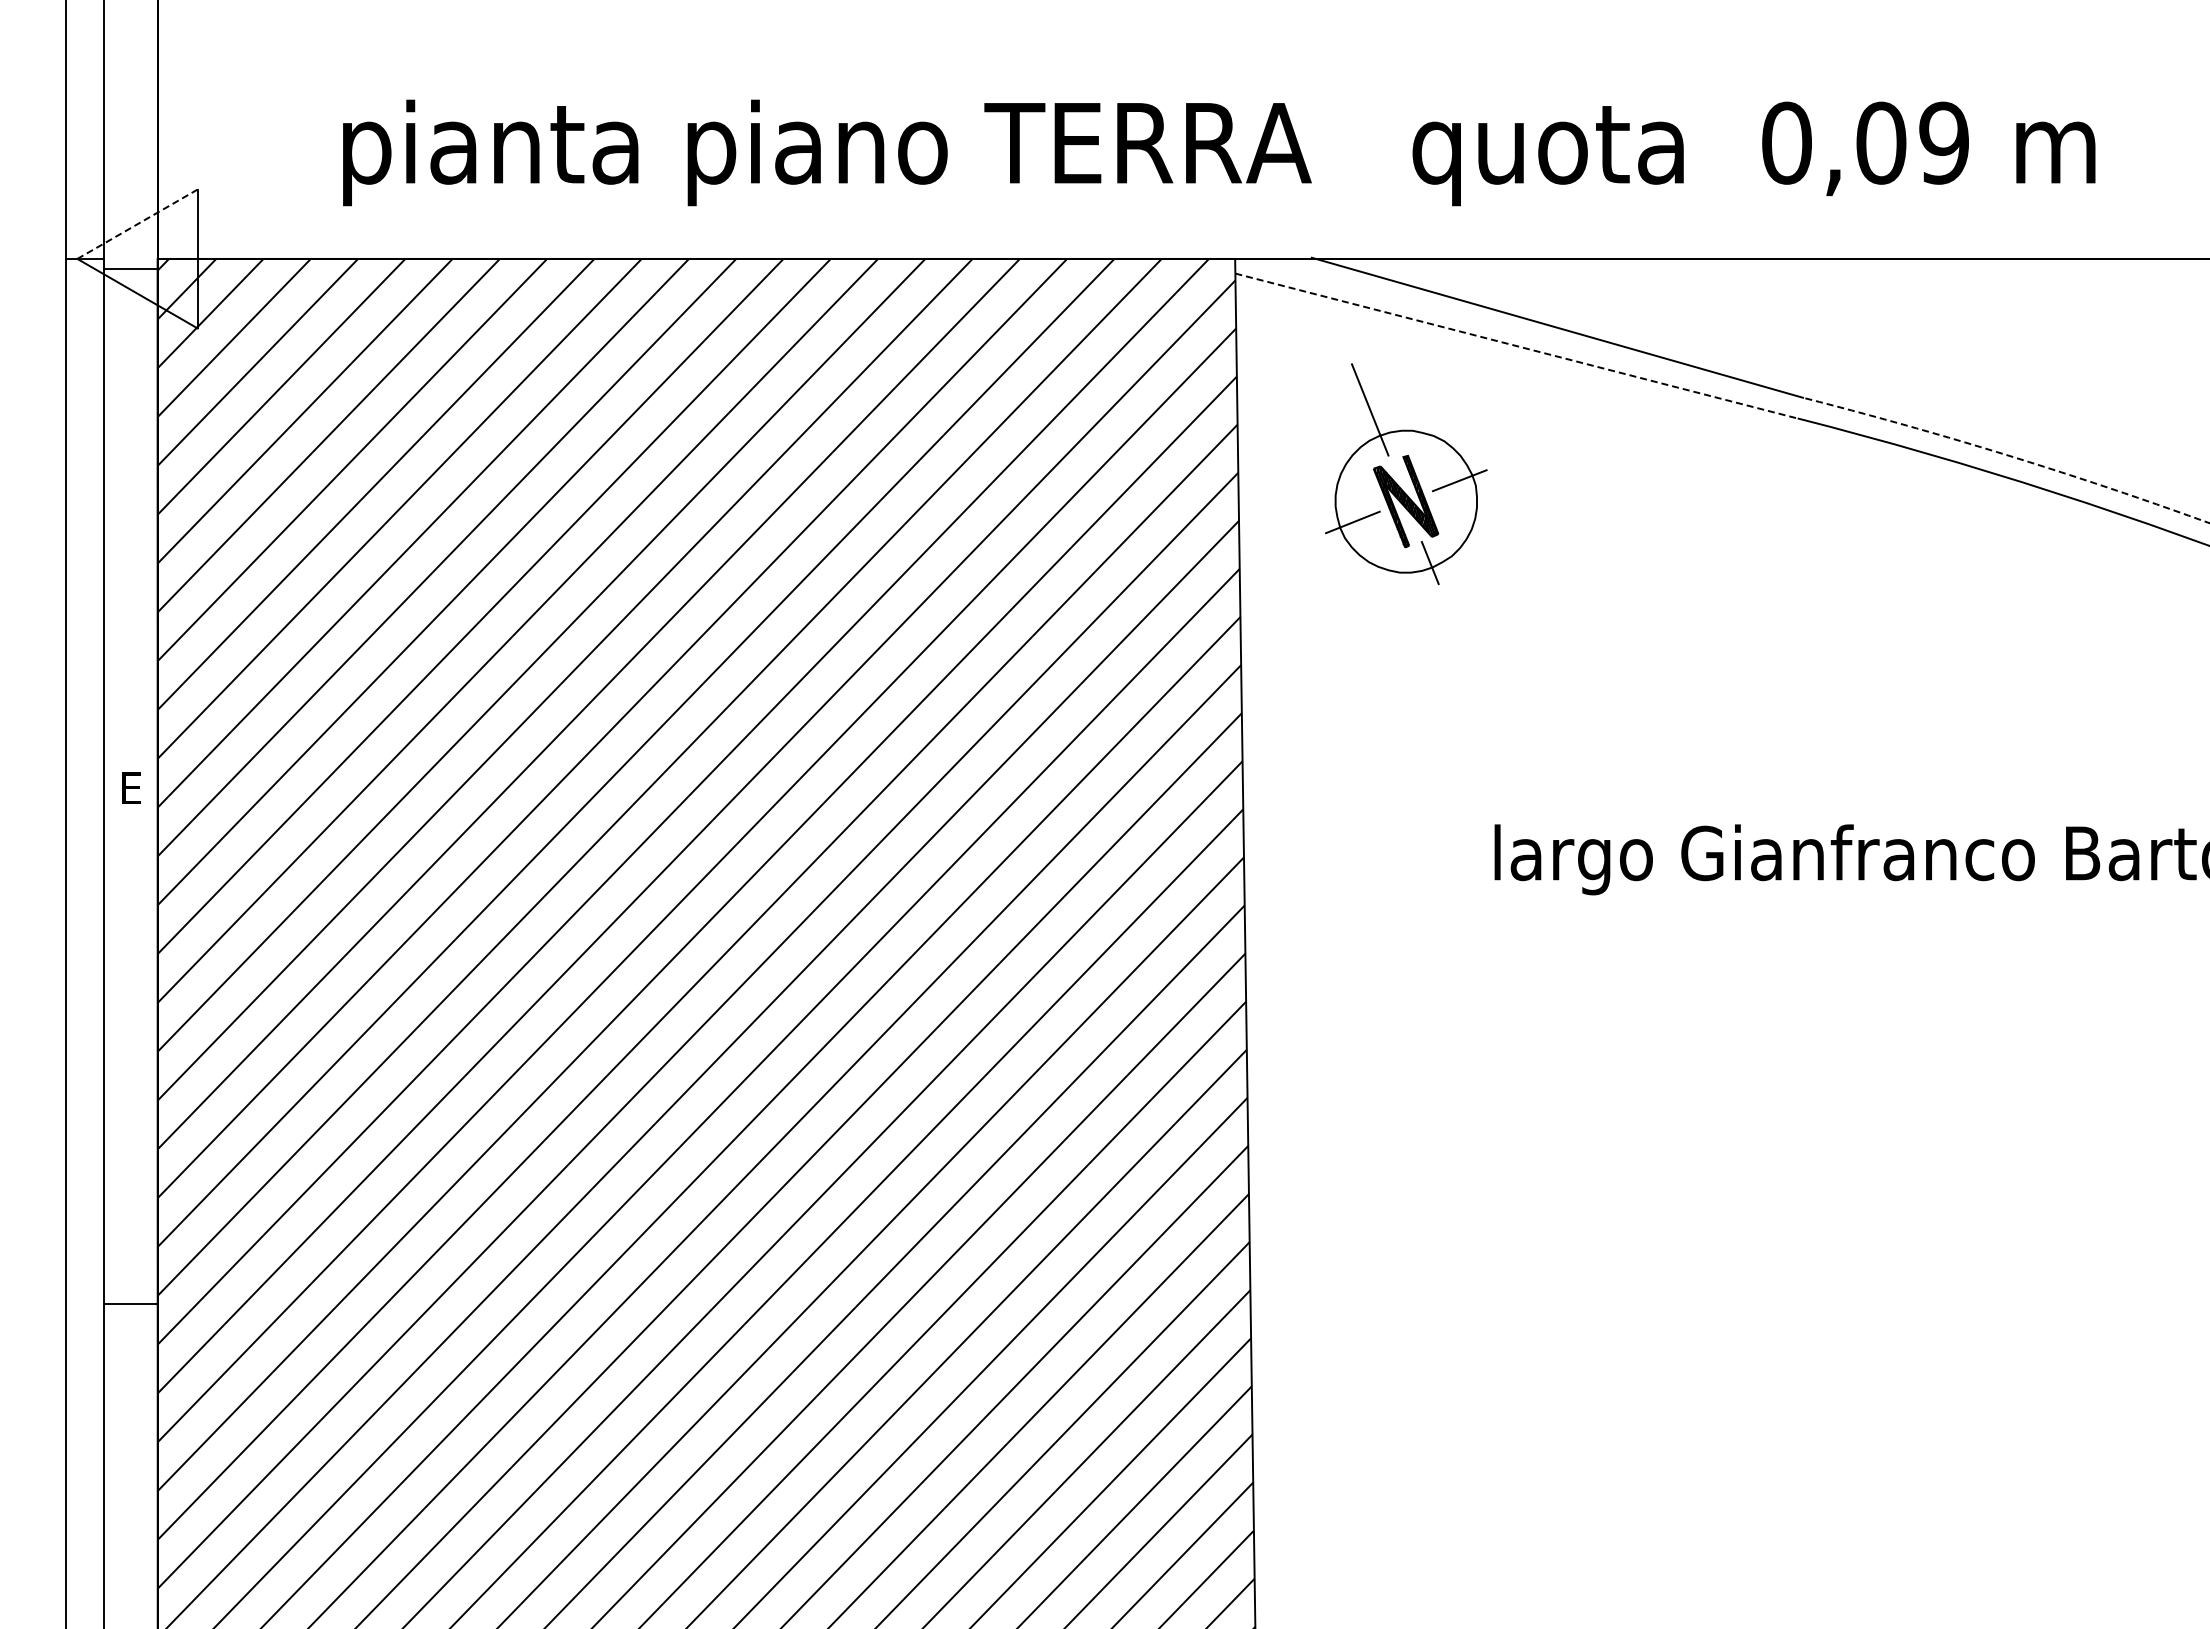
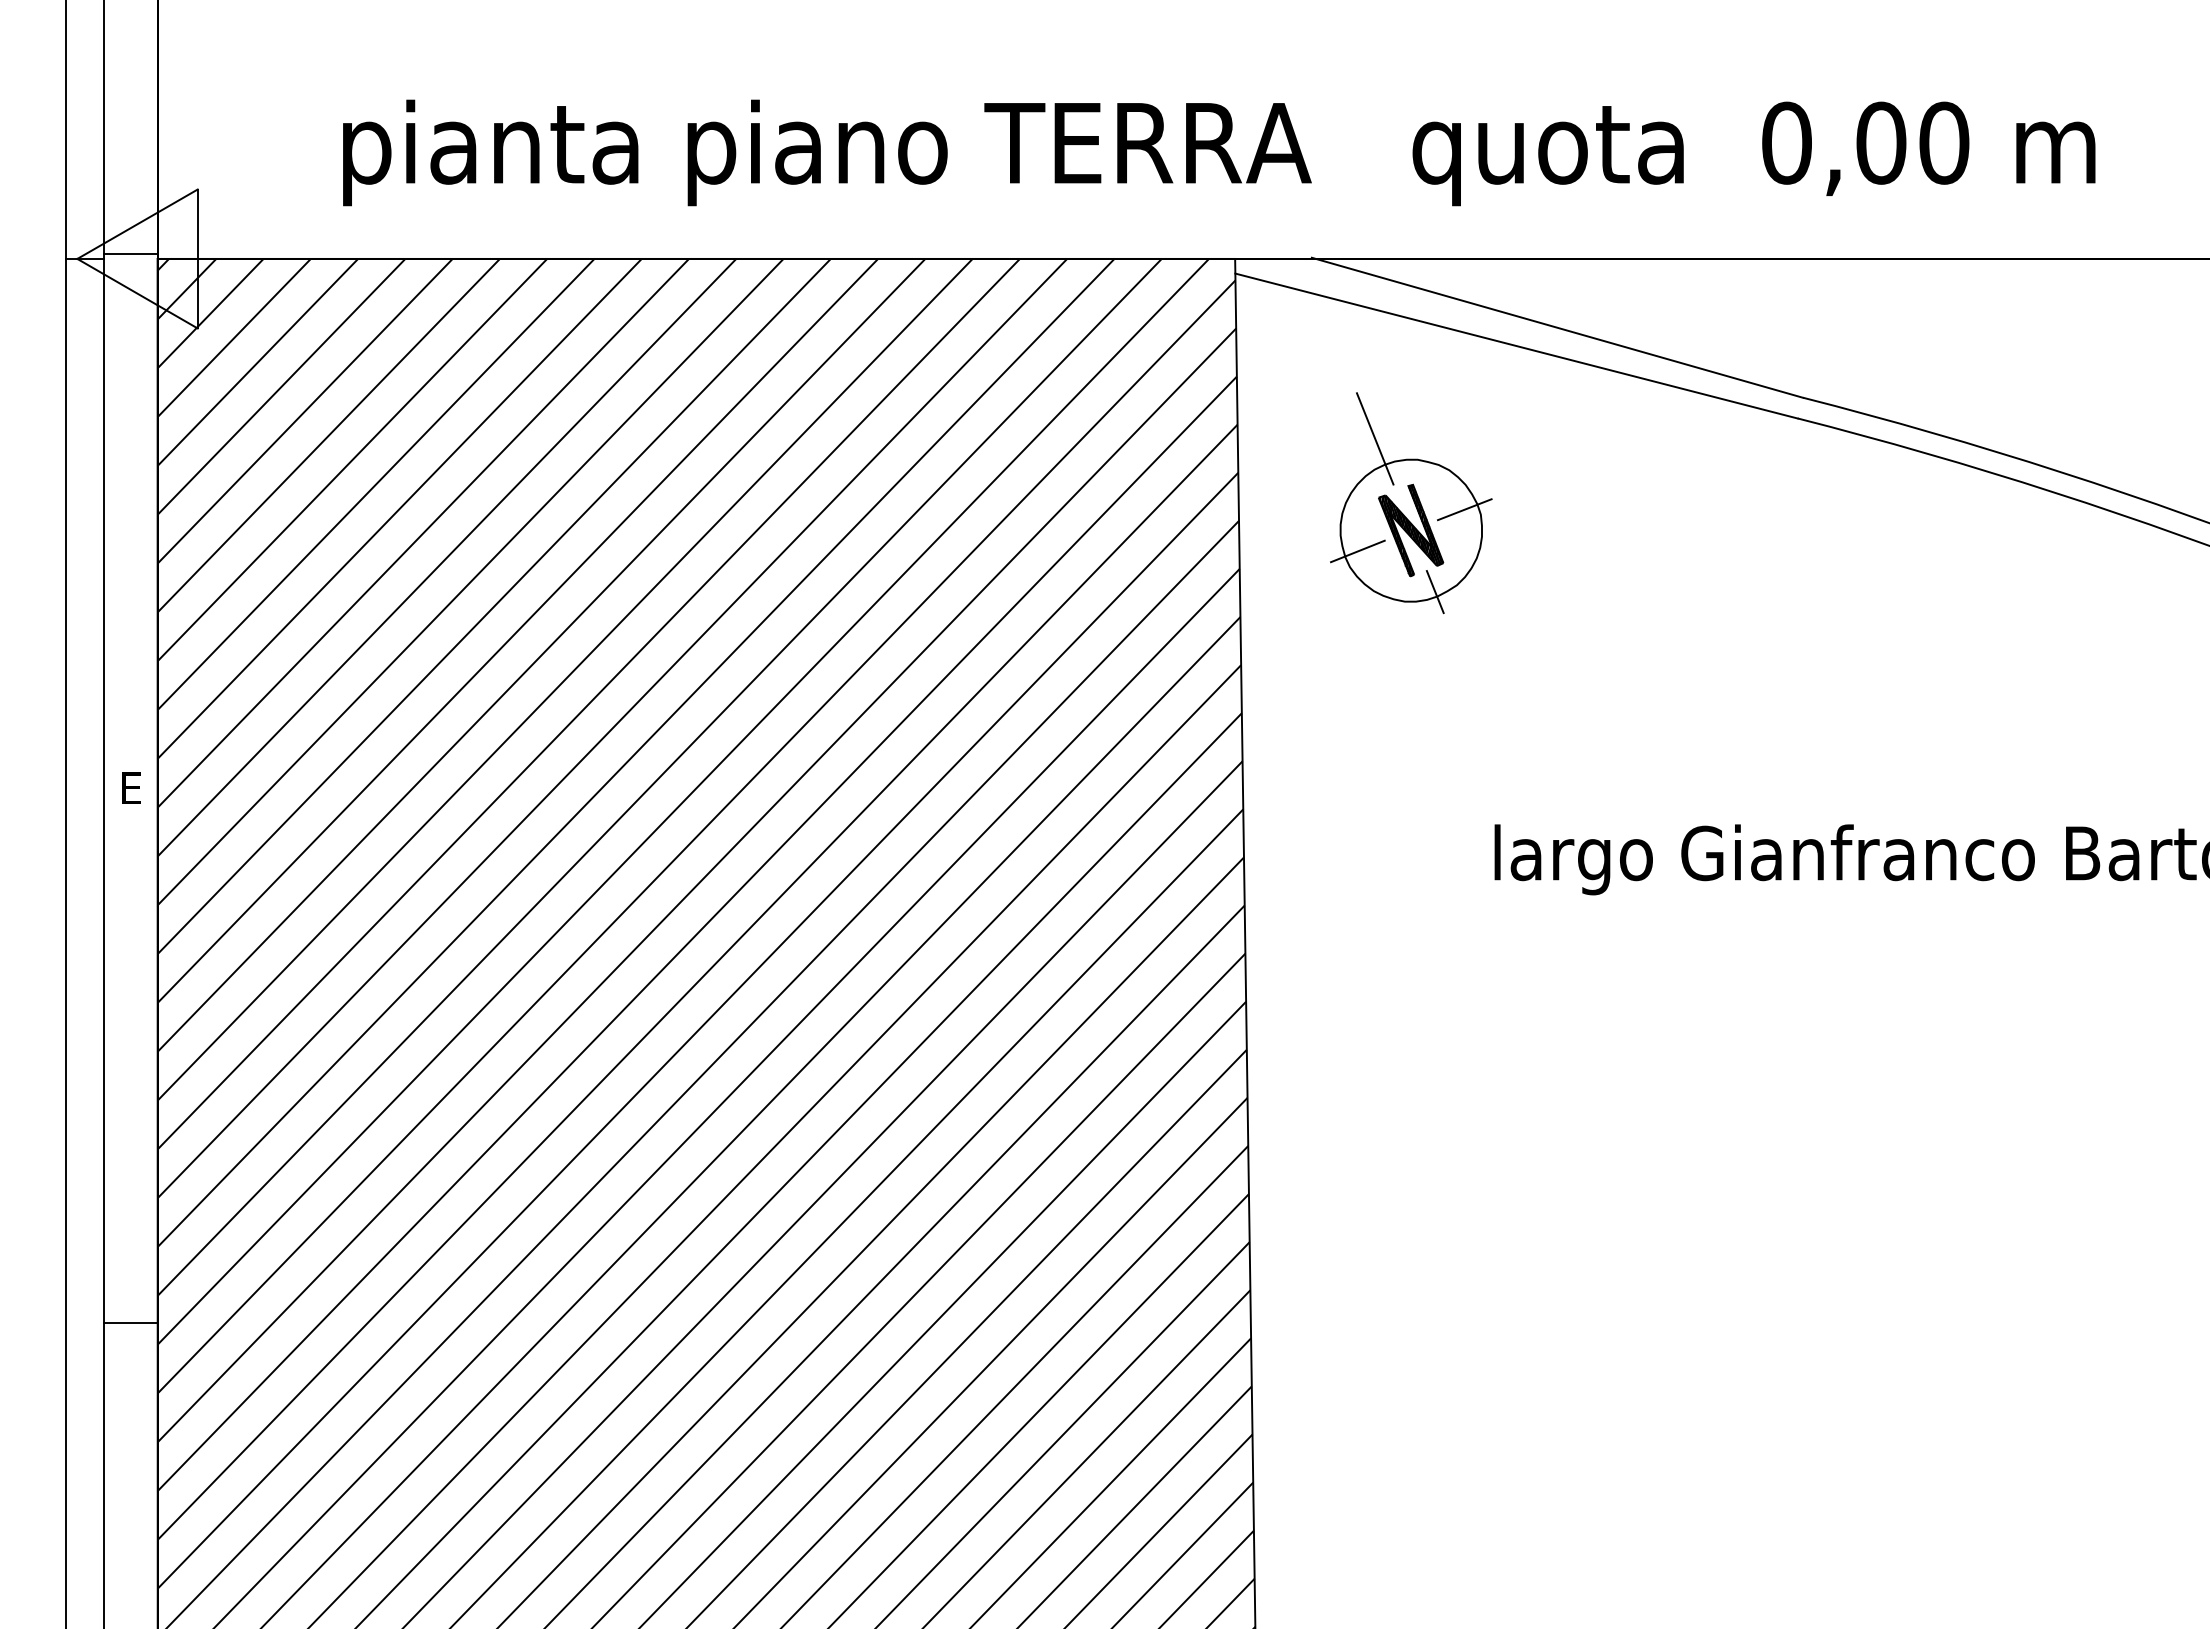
text: 0,09 -> 0,00 (1944, 142)
line: dashed -> solid (137, 224)
line position: (130, 268) -> (130, 253) (130, 253)
line: dashed -> solid (1517, 346)
arc: dashed -> solid (2007, 455)
part position: (1406, 474) -> (1411, 503) (1411, 503)
line position: (130, 1304) -> (130, 1323) (130, 1323)
